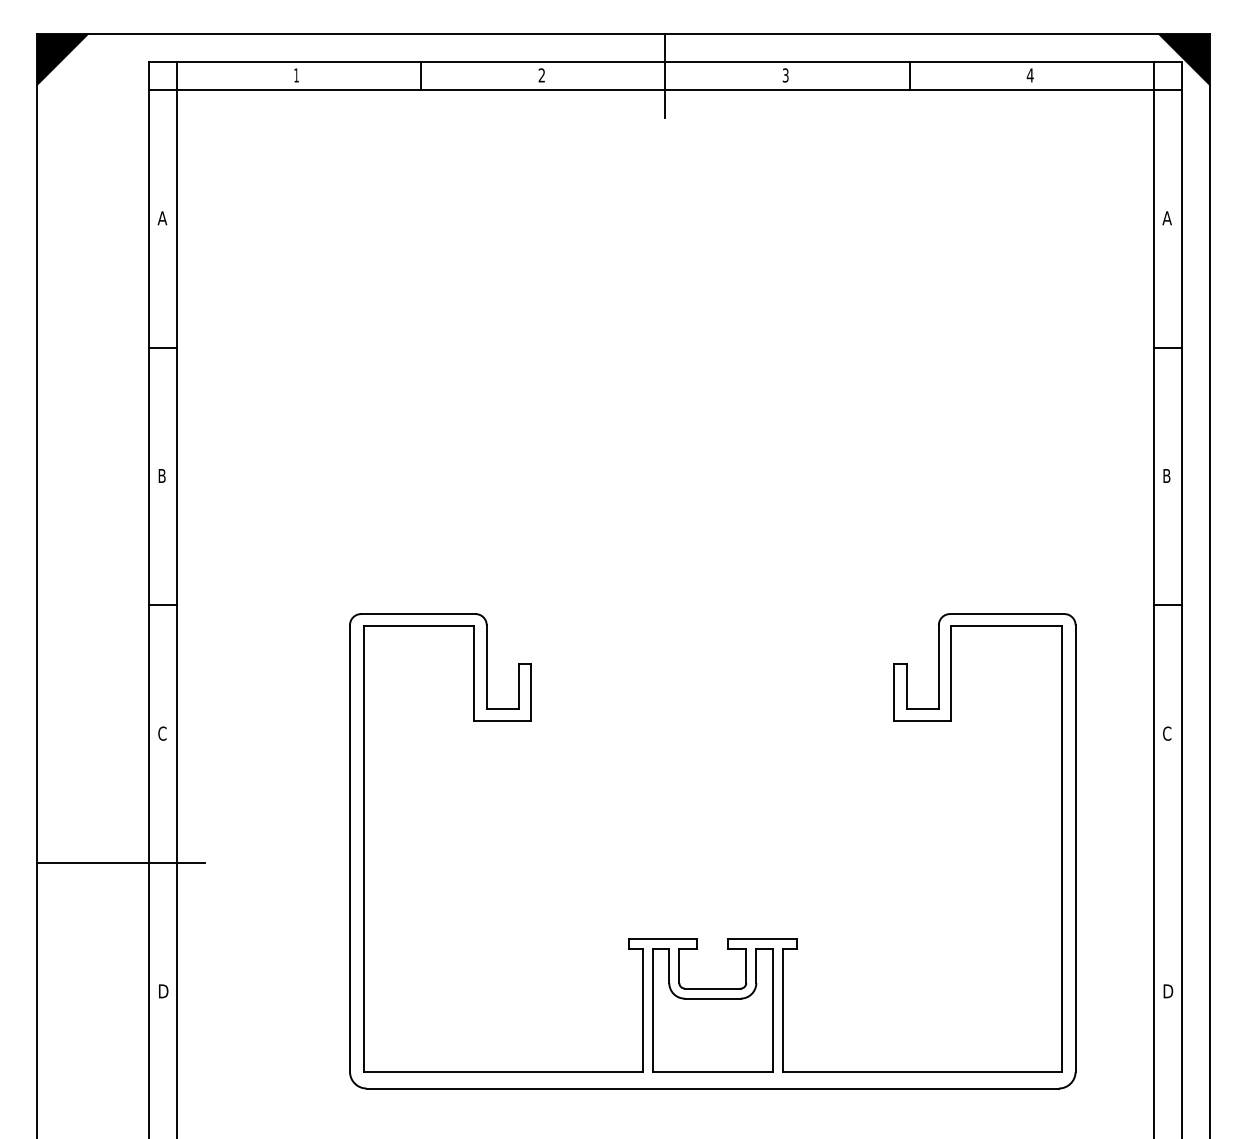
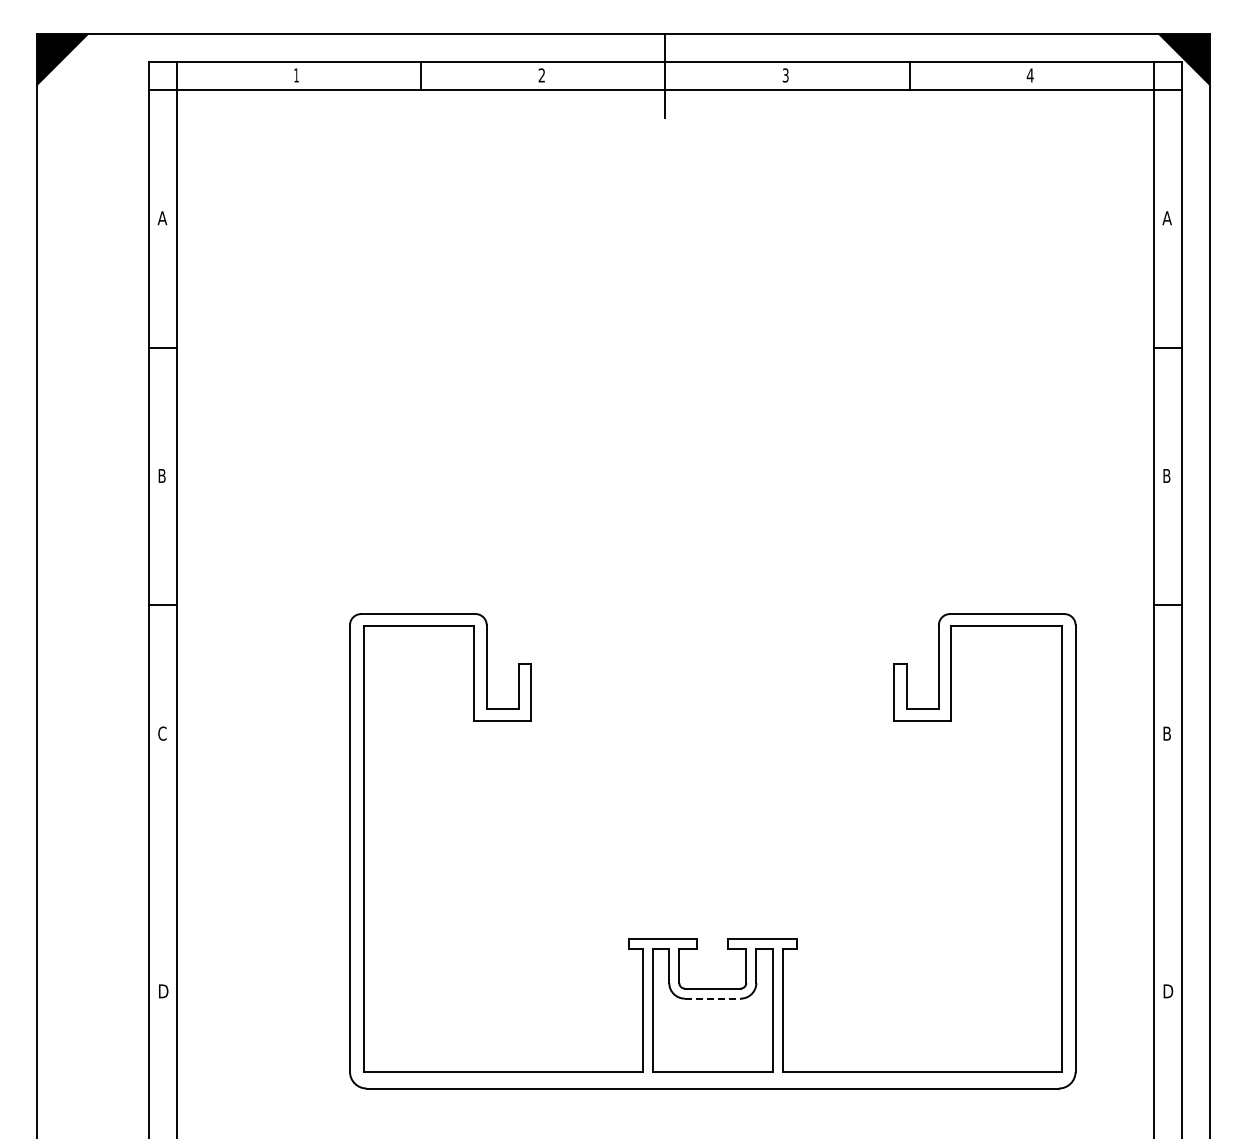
text: C -> B (1167, 733)
line: present -> none (120, 863)
line: solid -> dashed (712, 998)
